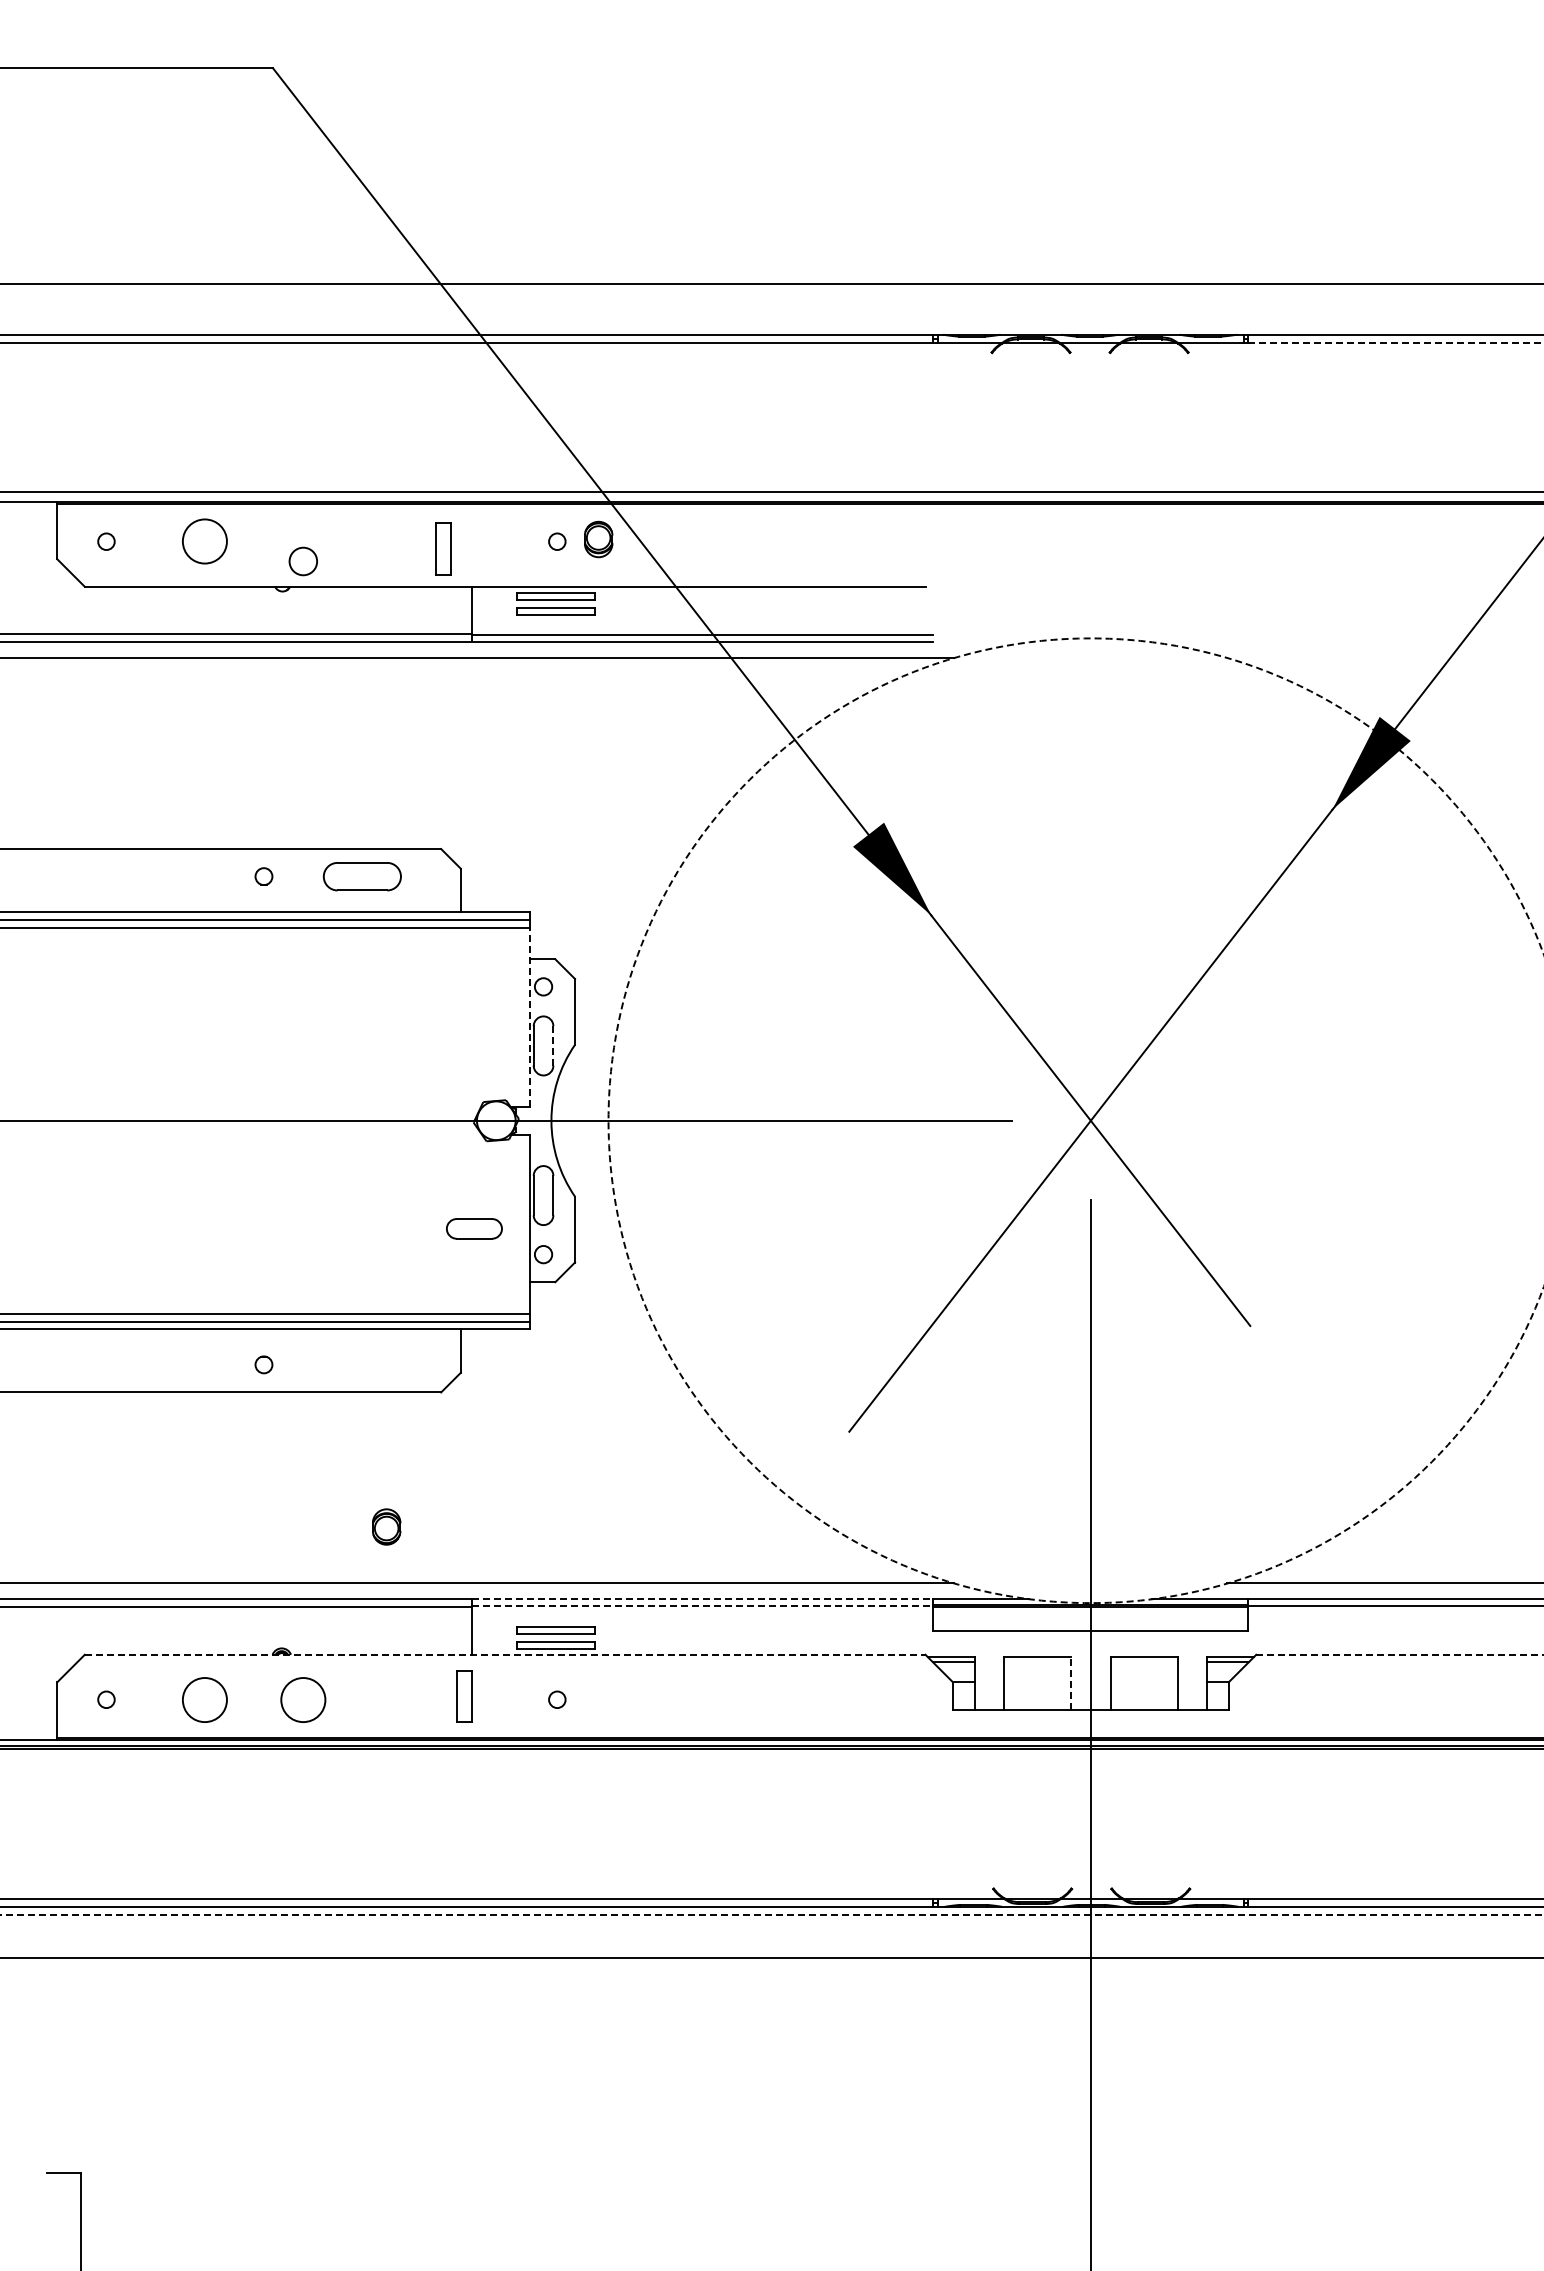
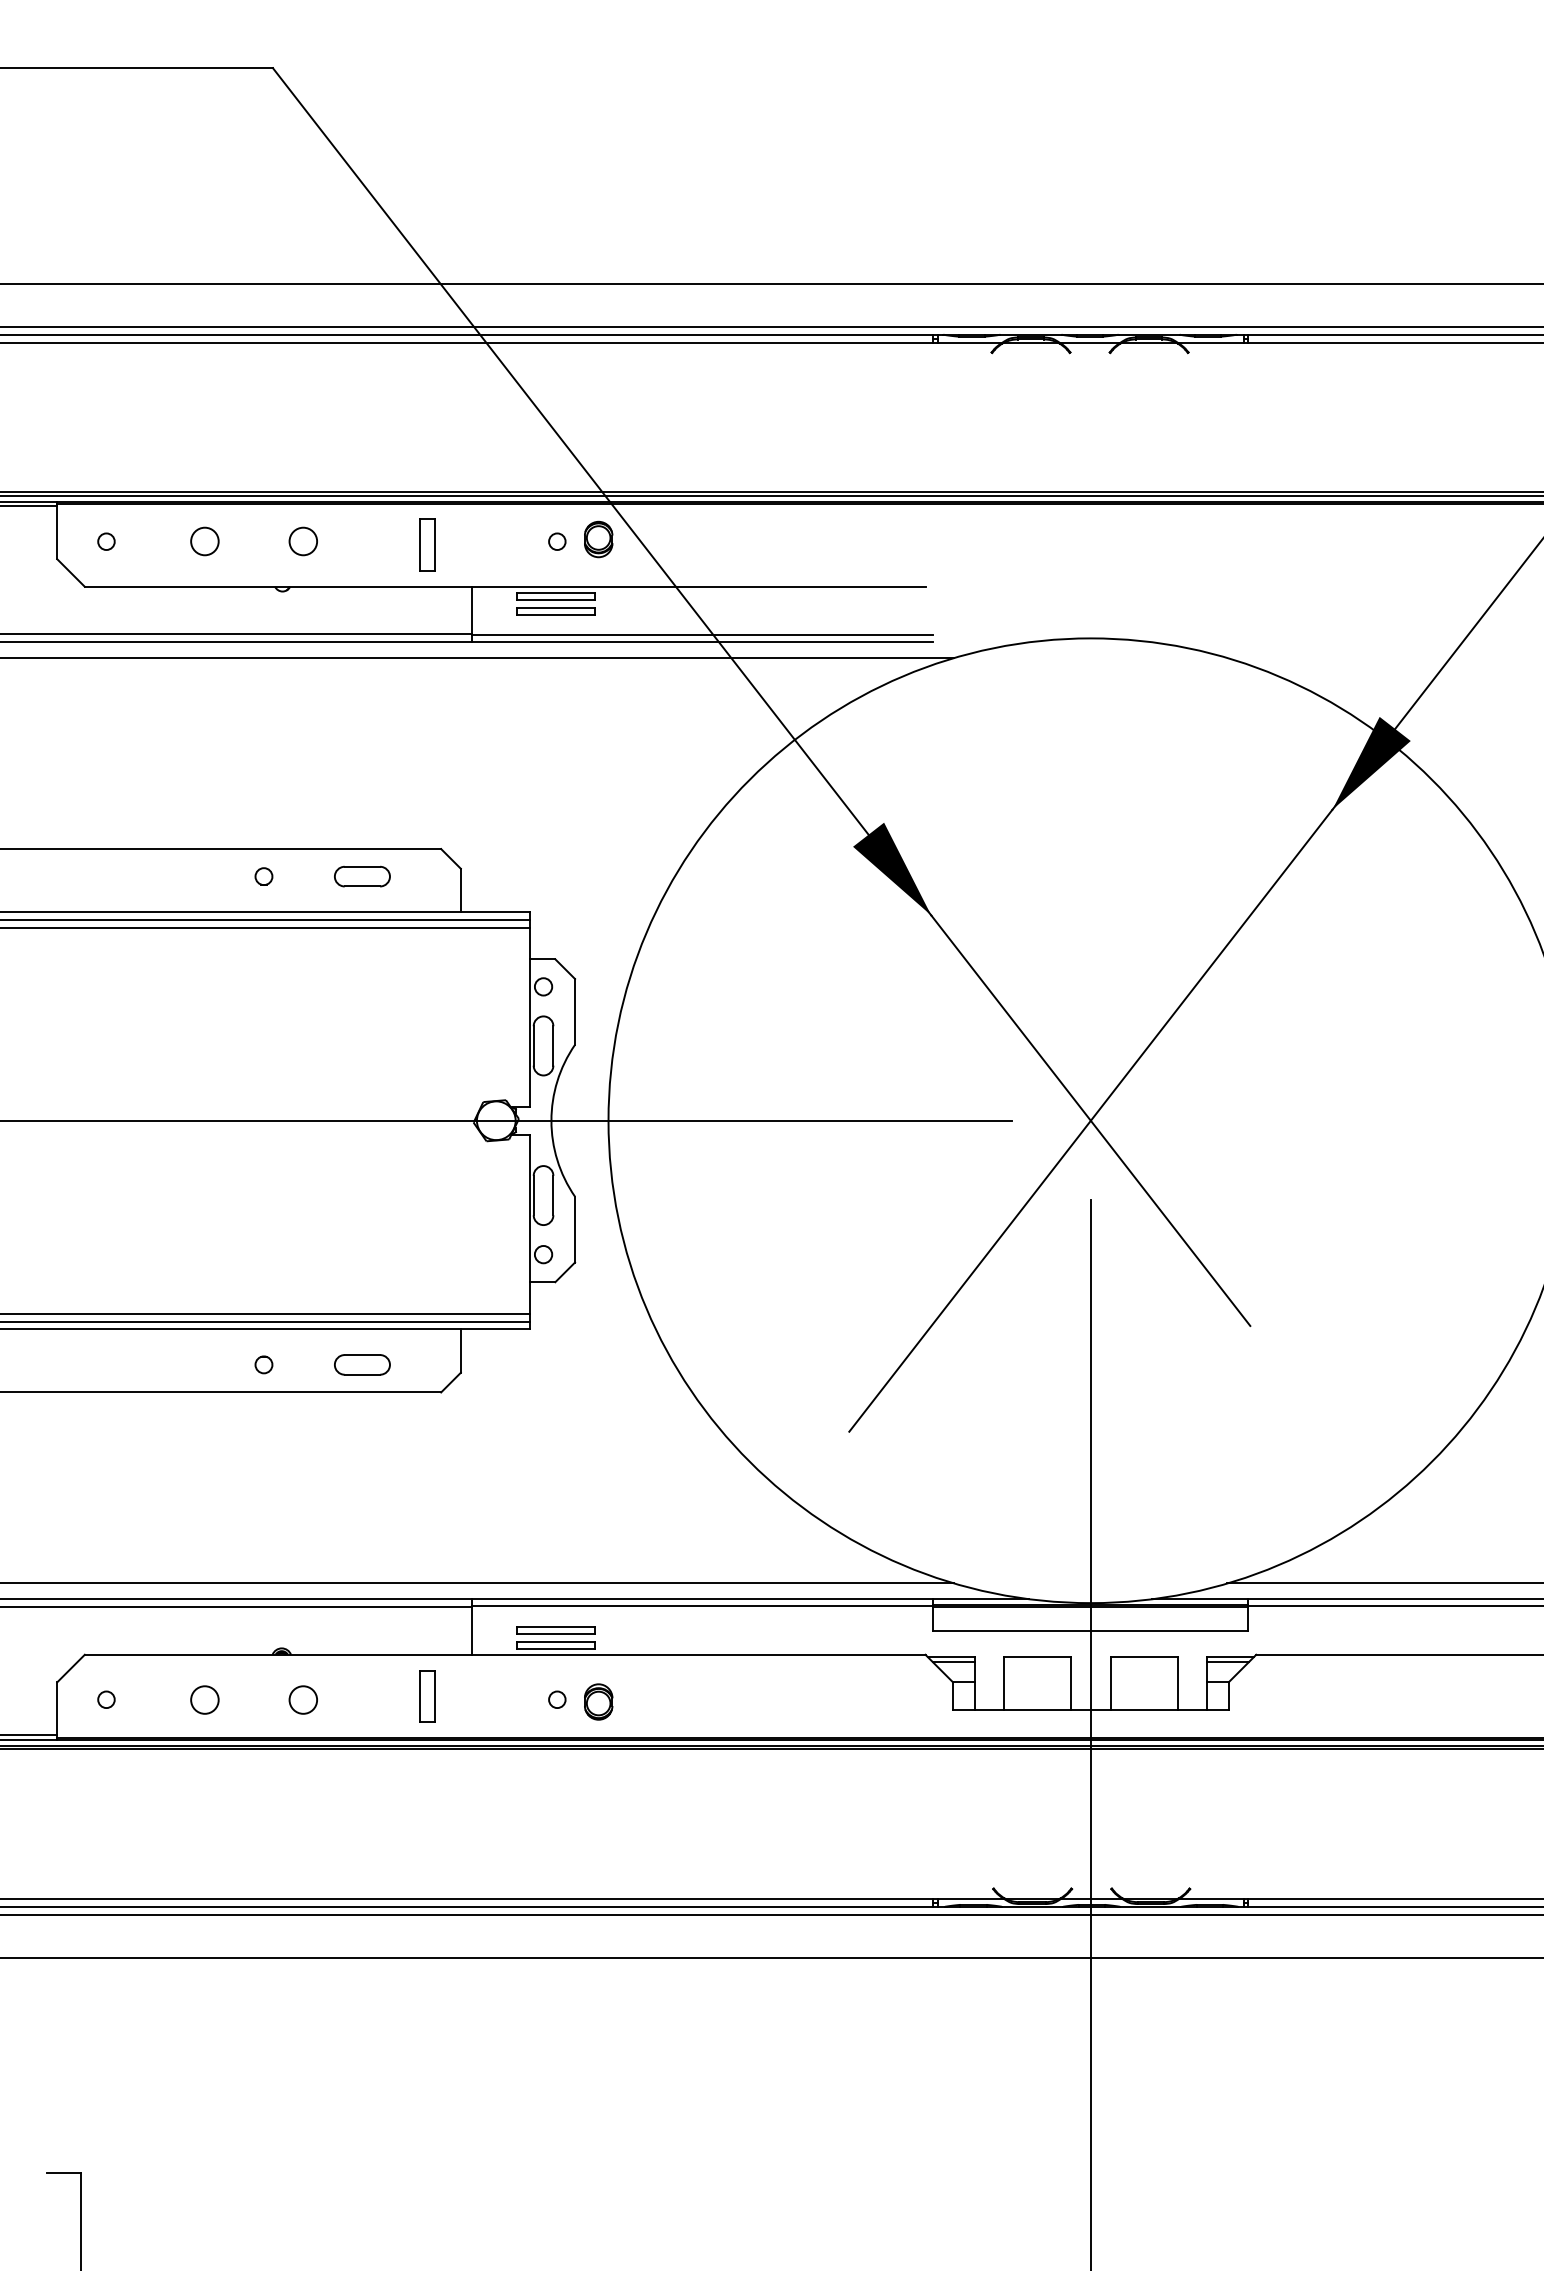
line: none -> present (771, 326)
line: dashed -> solid (1396, 342)
line: none -> present (771, 495)
line: none -> present (29, 506)
circle diameter: 44 px -> 28 px (204, 541)
part position: (443, 548) -> (427, 544) (427, 544)
circle position: (302, 561) -> (302, 541) (302, 541)
part size: 80x30 px -> 57x23 px (362, 876)
line: dashed -> solid (529, 1017)
line: dashed -> solid (553, 1045)
circle: dashed -> solid (1075, 1120)
part position: (474, 1228) -> (362, 1364) (362, 1364)
part position: (386, 1526) -> (598, 1701) (598, 1701)
line: dashed -> solid (703, 1599)
line: dashed -> solid (703, 1606)
line: dashed -> solid (505, 1654)
line: dashed -> solid (1400, 1654)
line: dashed -> solid (1071, 1683)
part position: (464, 1696) -> (427, 1696) (427, 1696)
circle diameter: 44 px -> 28 px (204, 1699)
circle diameter: 44 px -> 28 px (303, 1699)
line: none -> present (29, 1735)
line: dashed -> solid (771, 1914)
